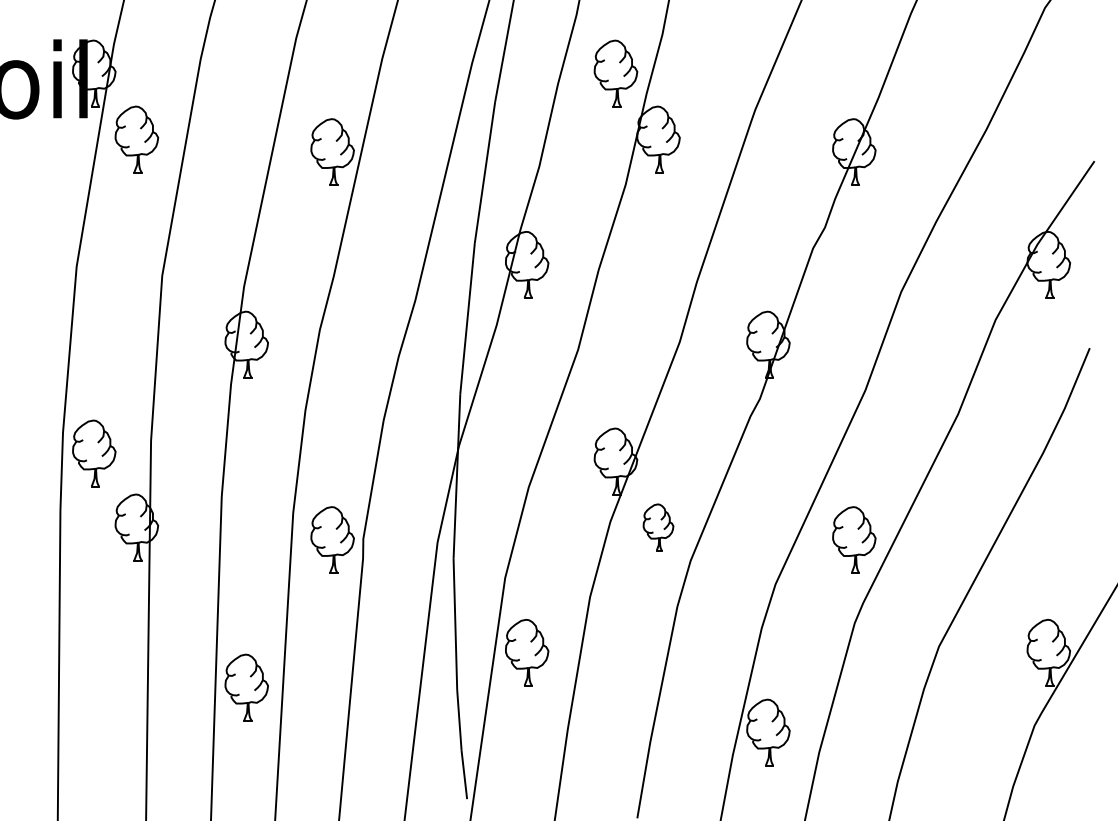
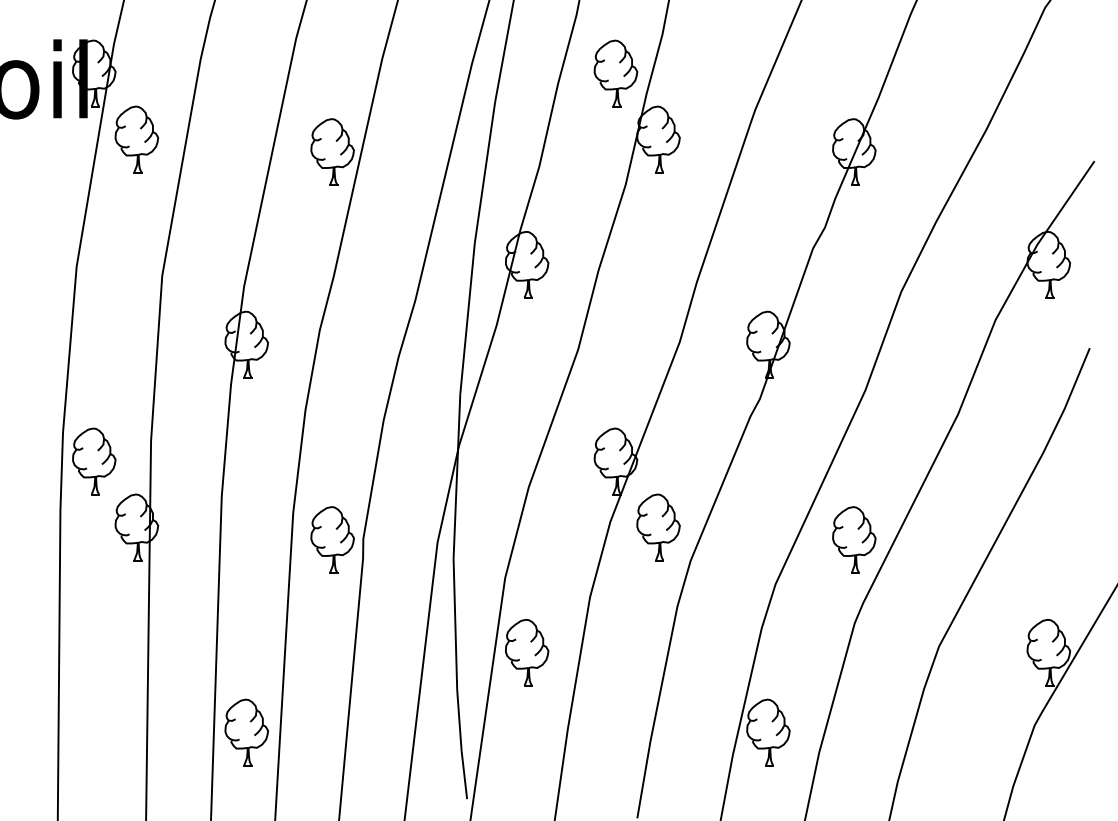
part position: (94, 453) -> (94, 461) (94, 461)
part size: 33x49 px -> 45x69 px (658, 527)
part position: (246, 687) -> (246, 732) (246, 732)
